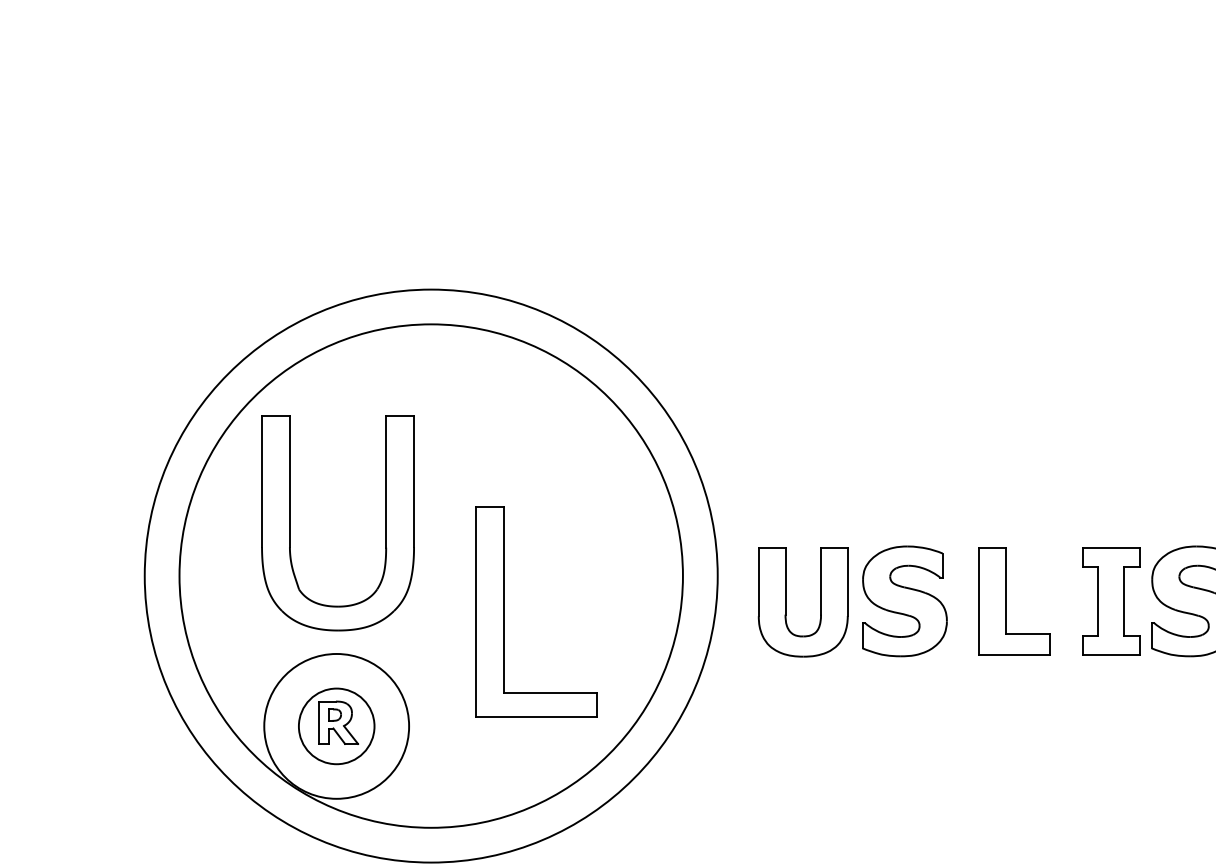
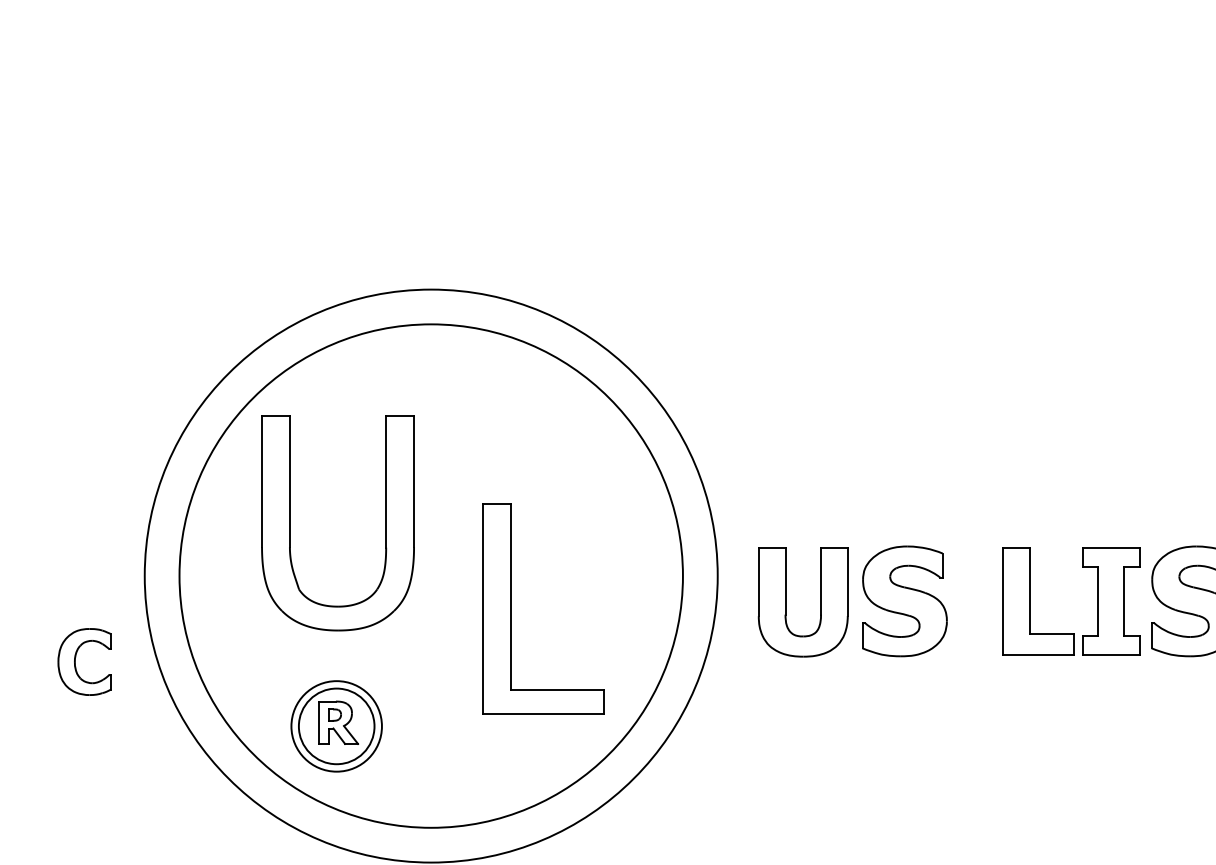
part position: (1006, 601) -> (1030, 601) (1030, 601)
part position: (504, 611) -> (511, 608) (511, 608)
part: none -> present (76, 657)
circle diameter: 145 px -> 91 px (336, 726)
